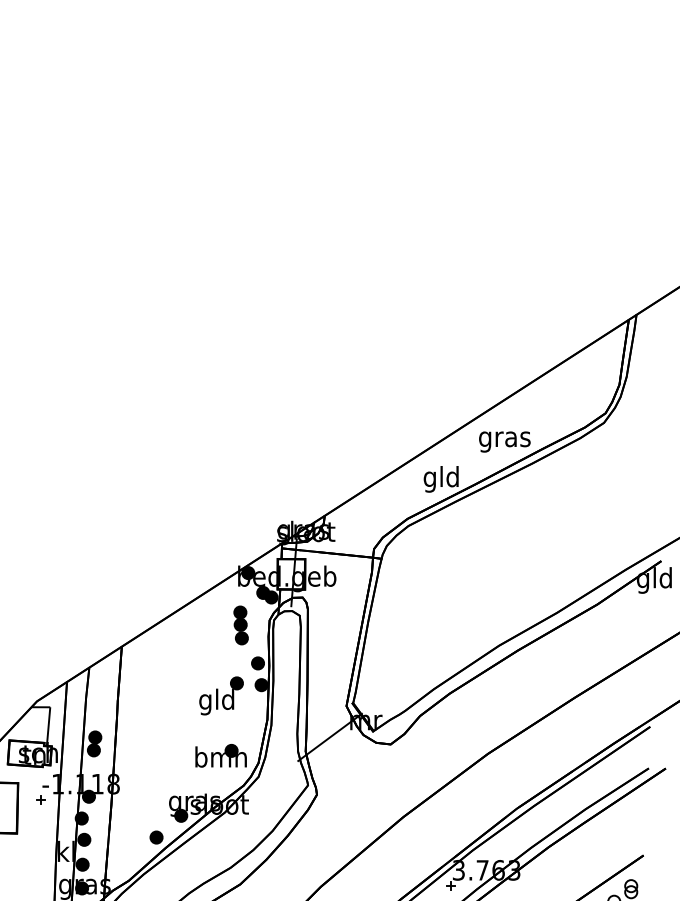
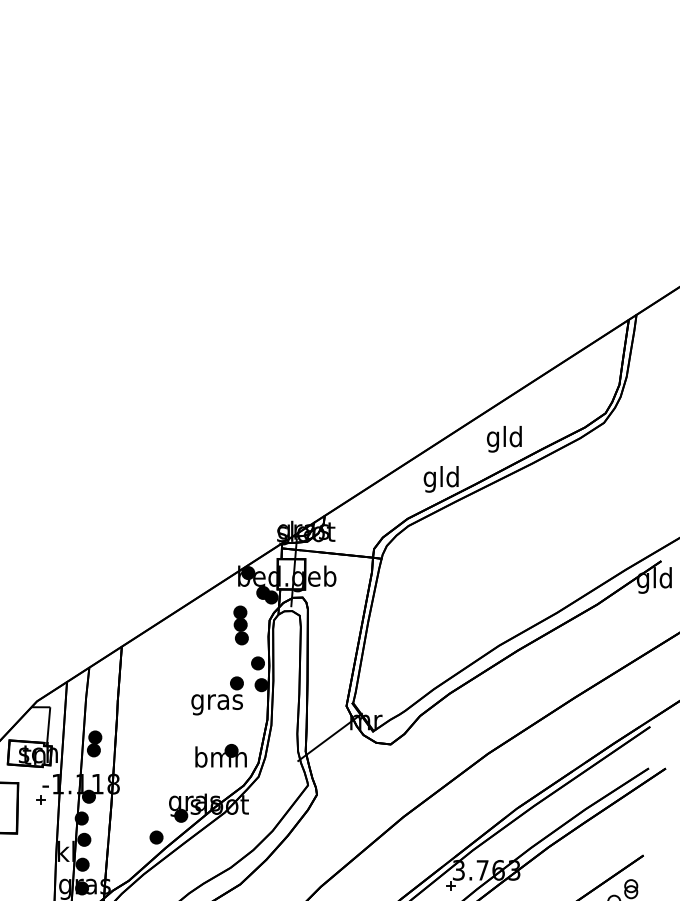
text: gras -> gld (504, 438)
text: gld -> gras (216, 701)
